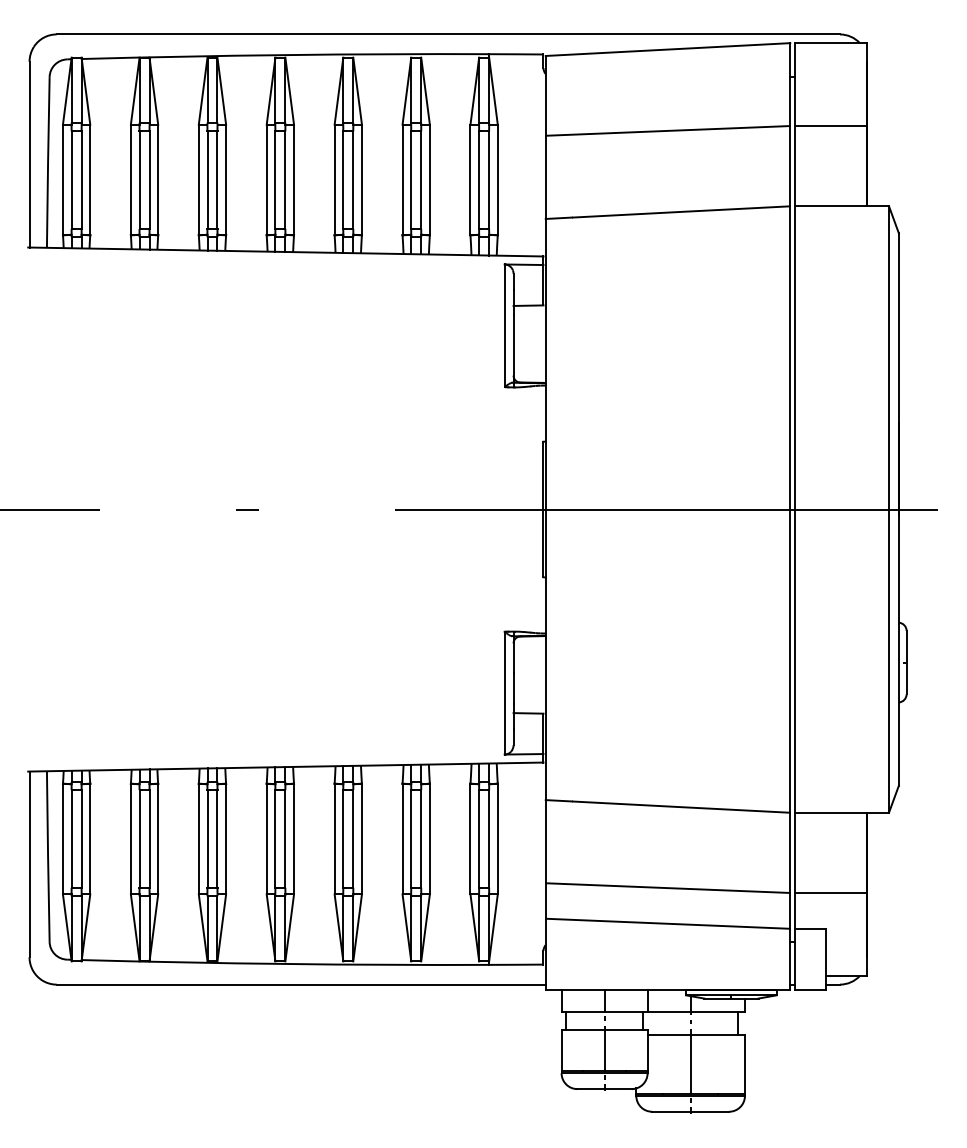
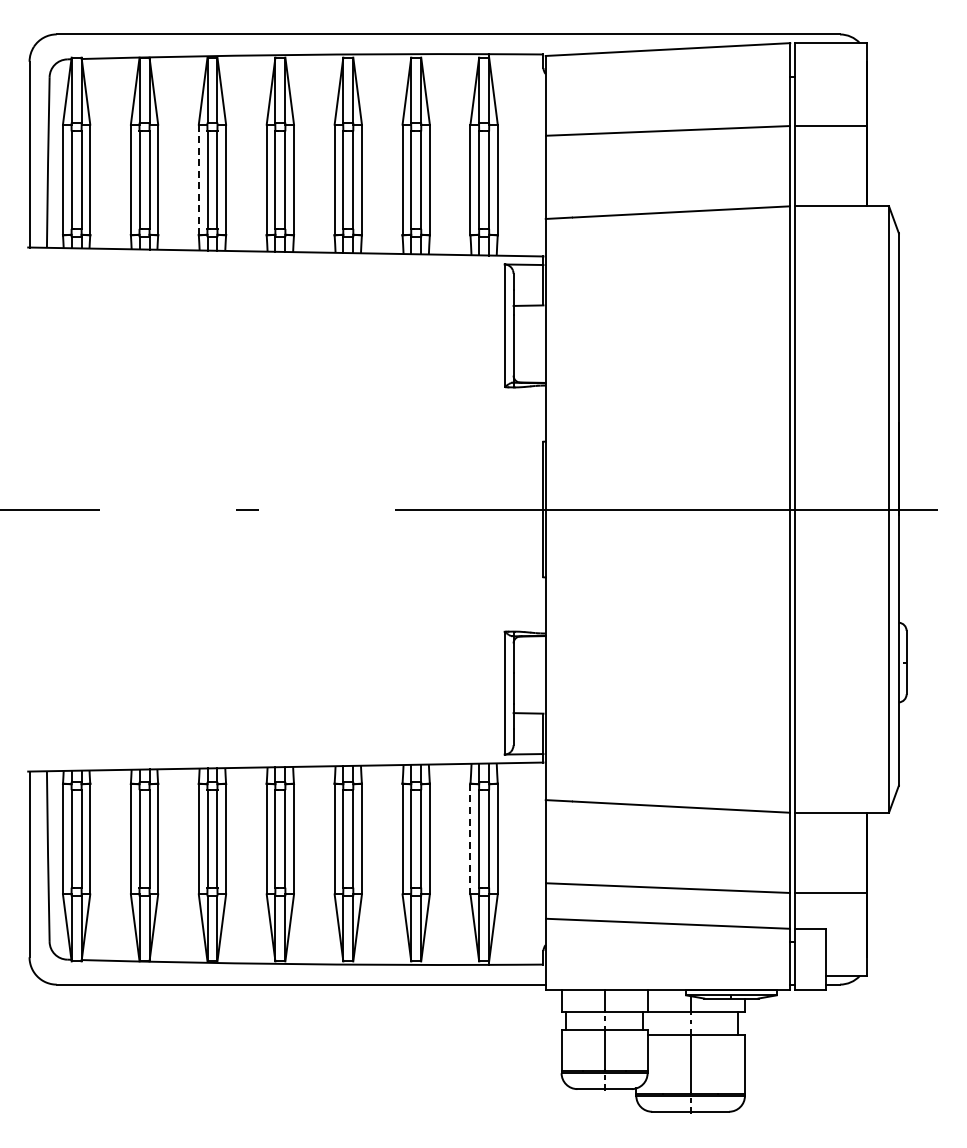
line: solid -> dashed (198, 180)
line: solid -> dashed (470, 839)
